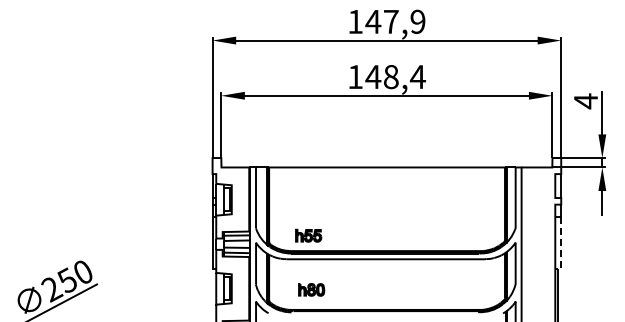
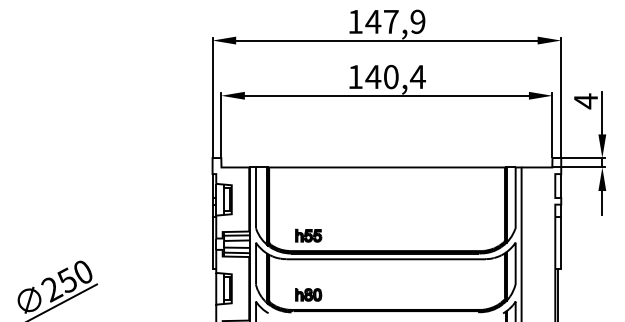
text: 148,4 -> 140,4 (391, 76)
line: dashed -> solid (561, 246)
part position: (311, 289) -> (308, 294) (308, 294)
